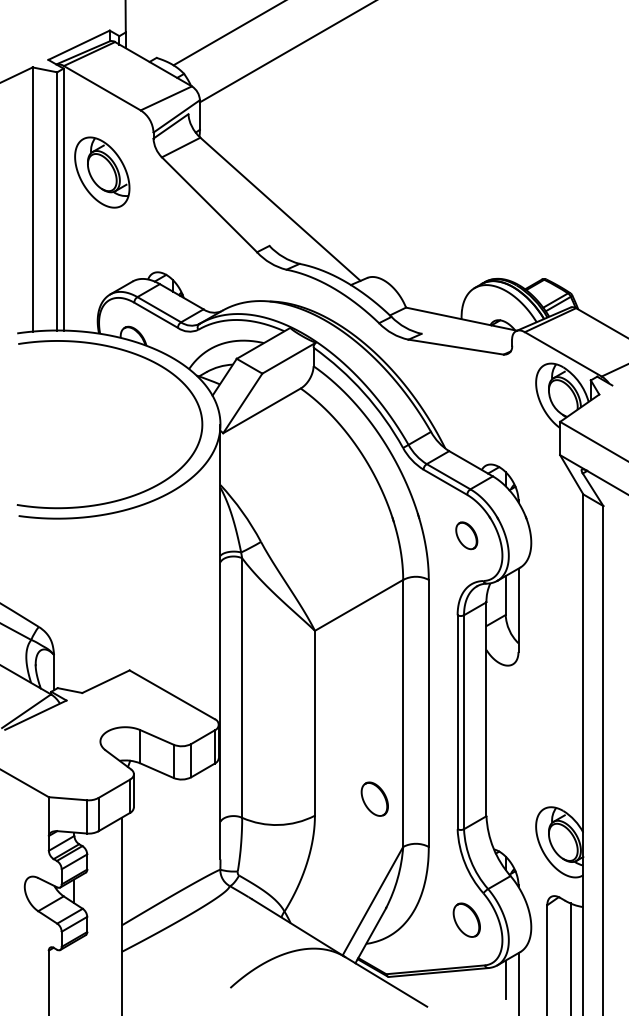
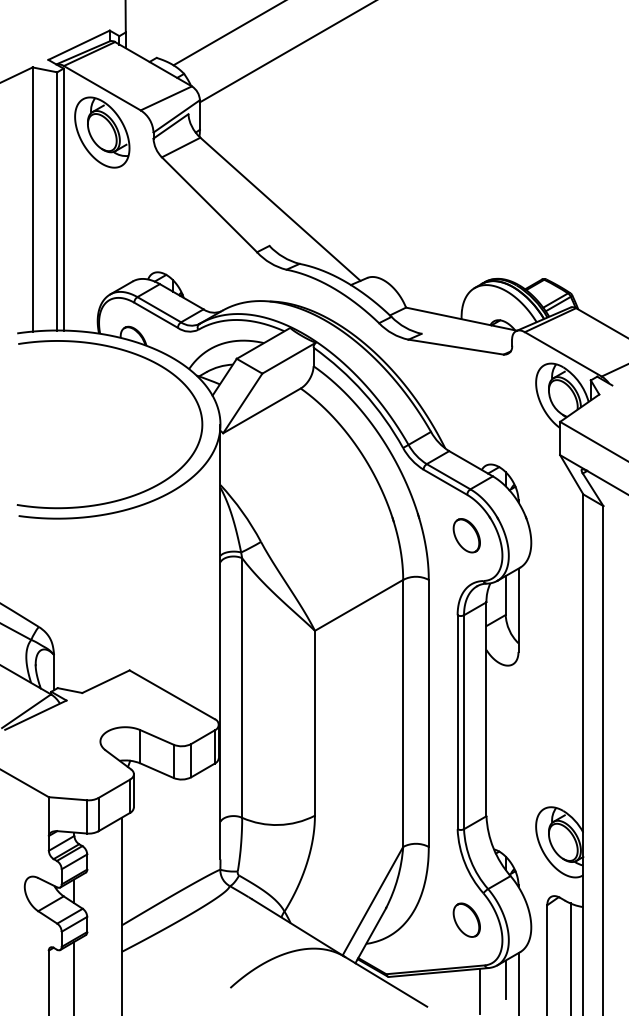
part position: (102, 172) -> (102, 132) (102, 132)
part size: 24x30 px -> 29x36 px (466, 535)
part: present -> none (374, 798)
line: none -> present (74, 976)
line: none -> present (480, 990)
